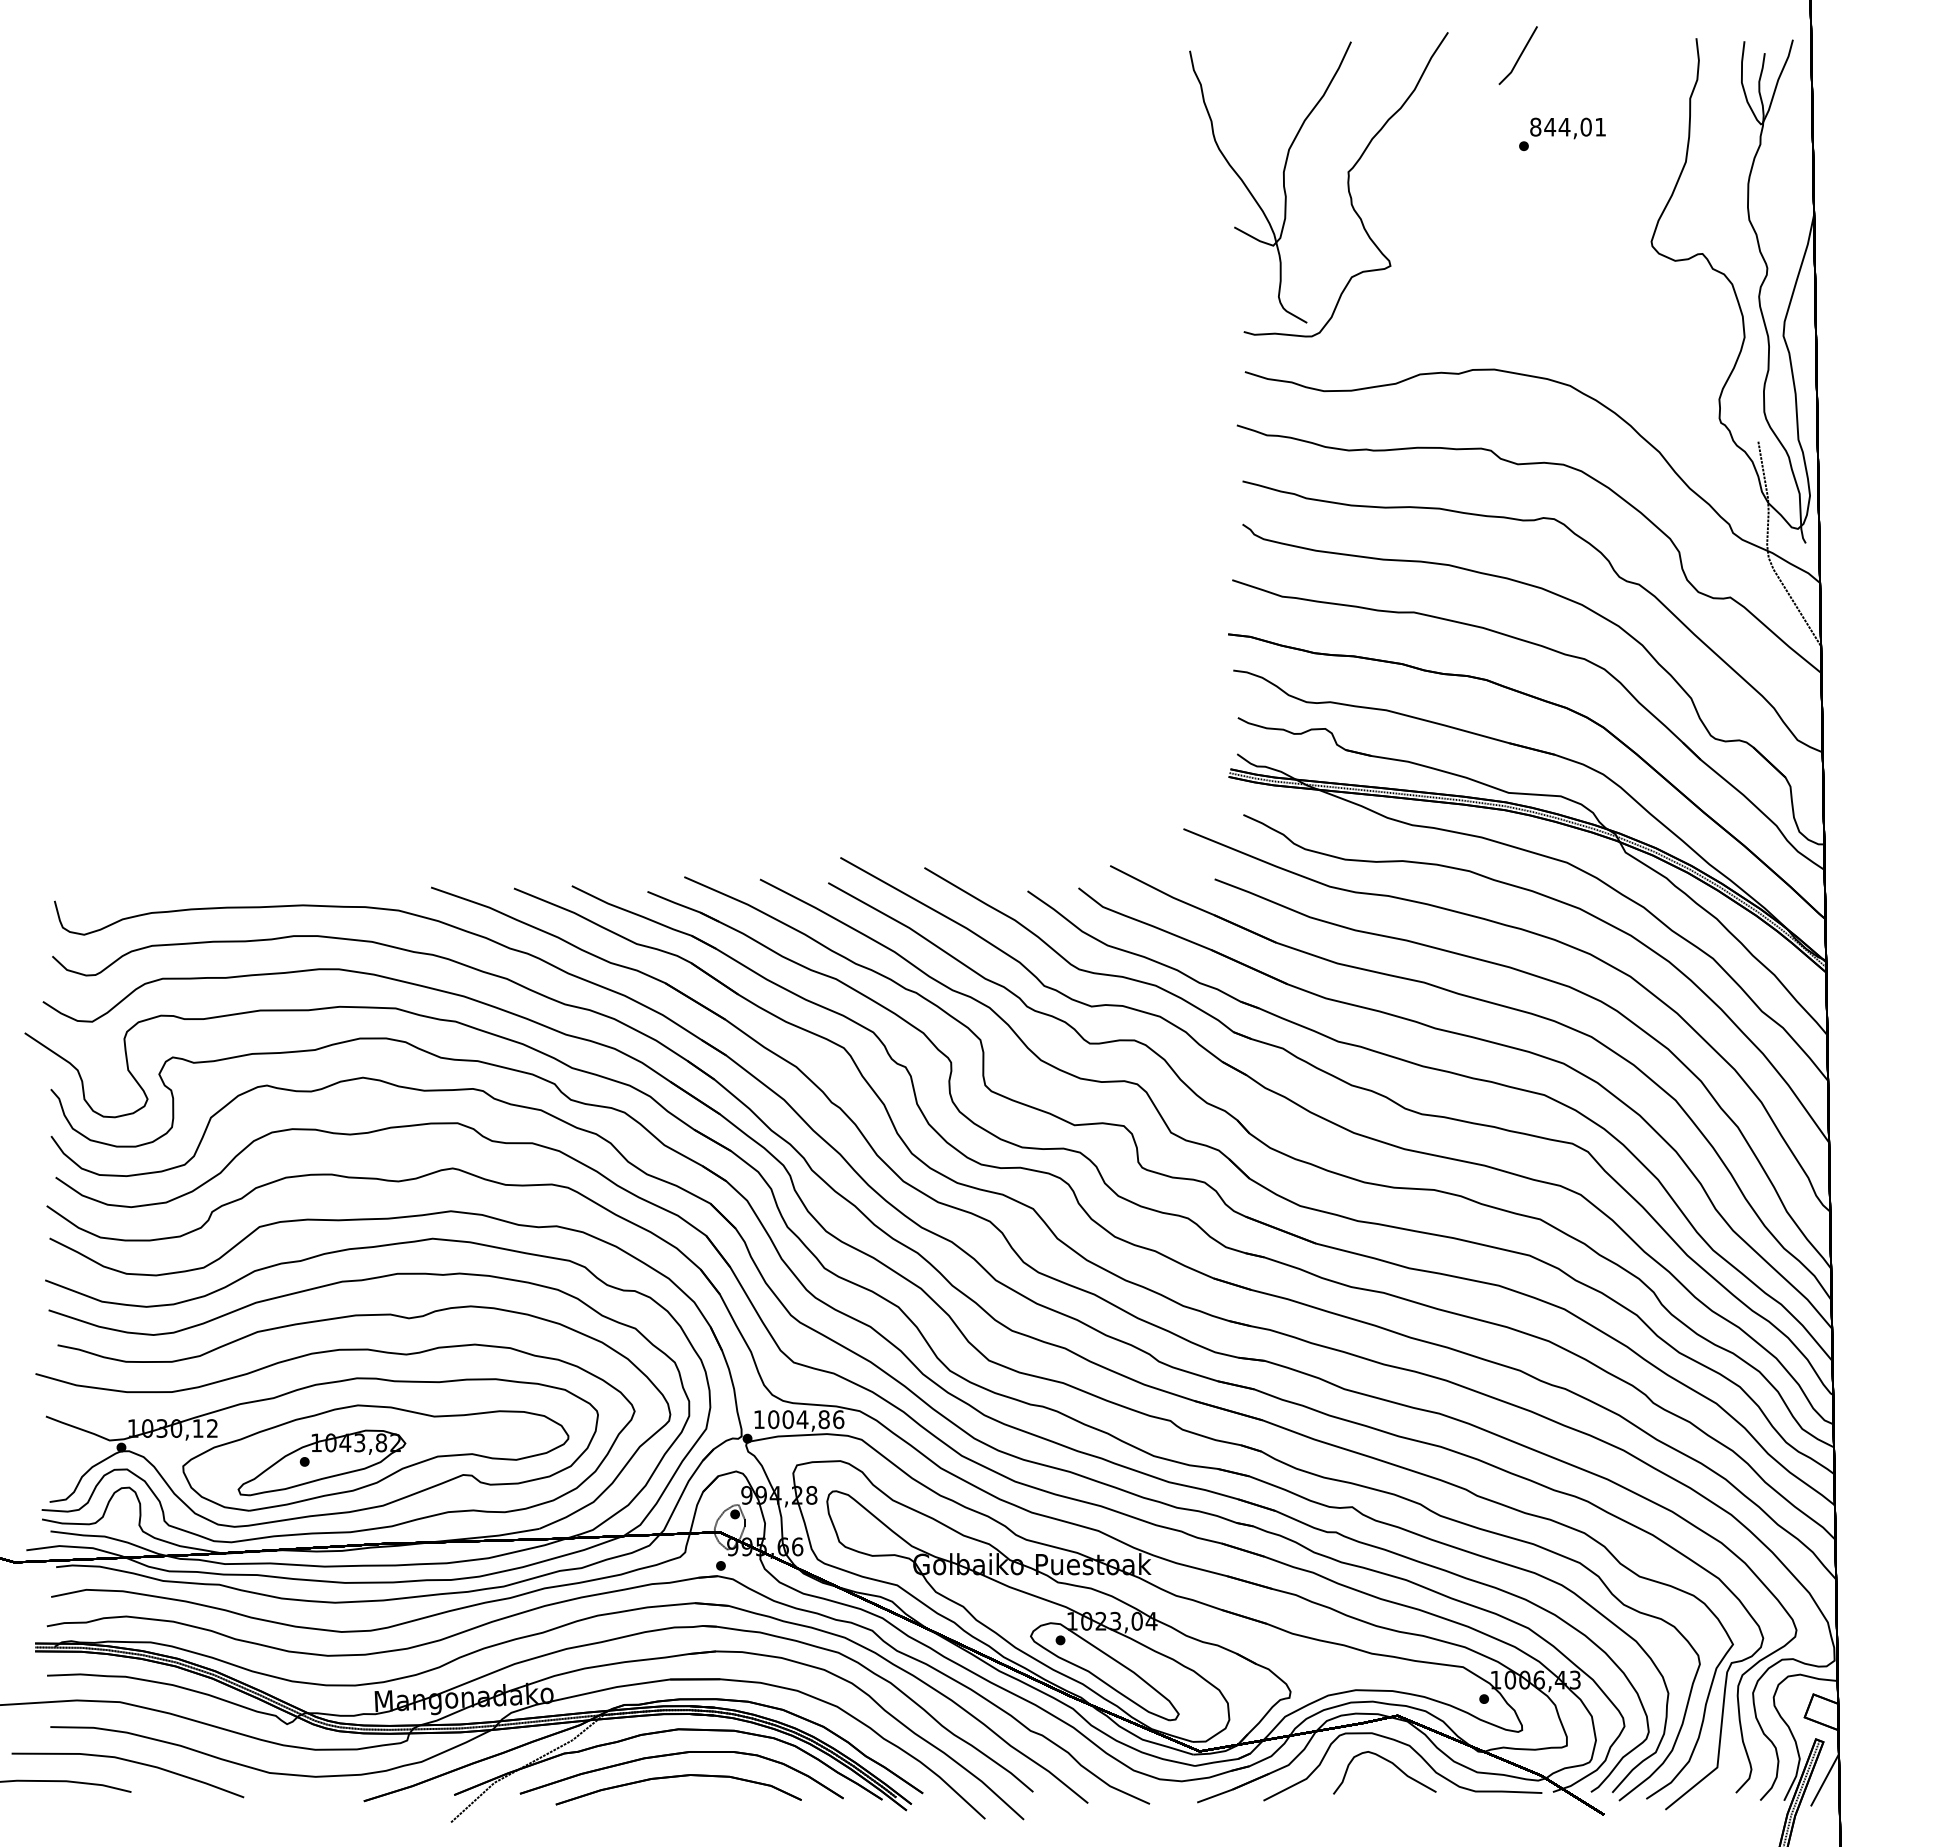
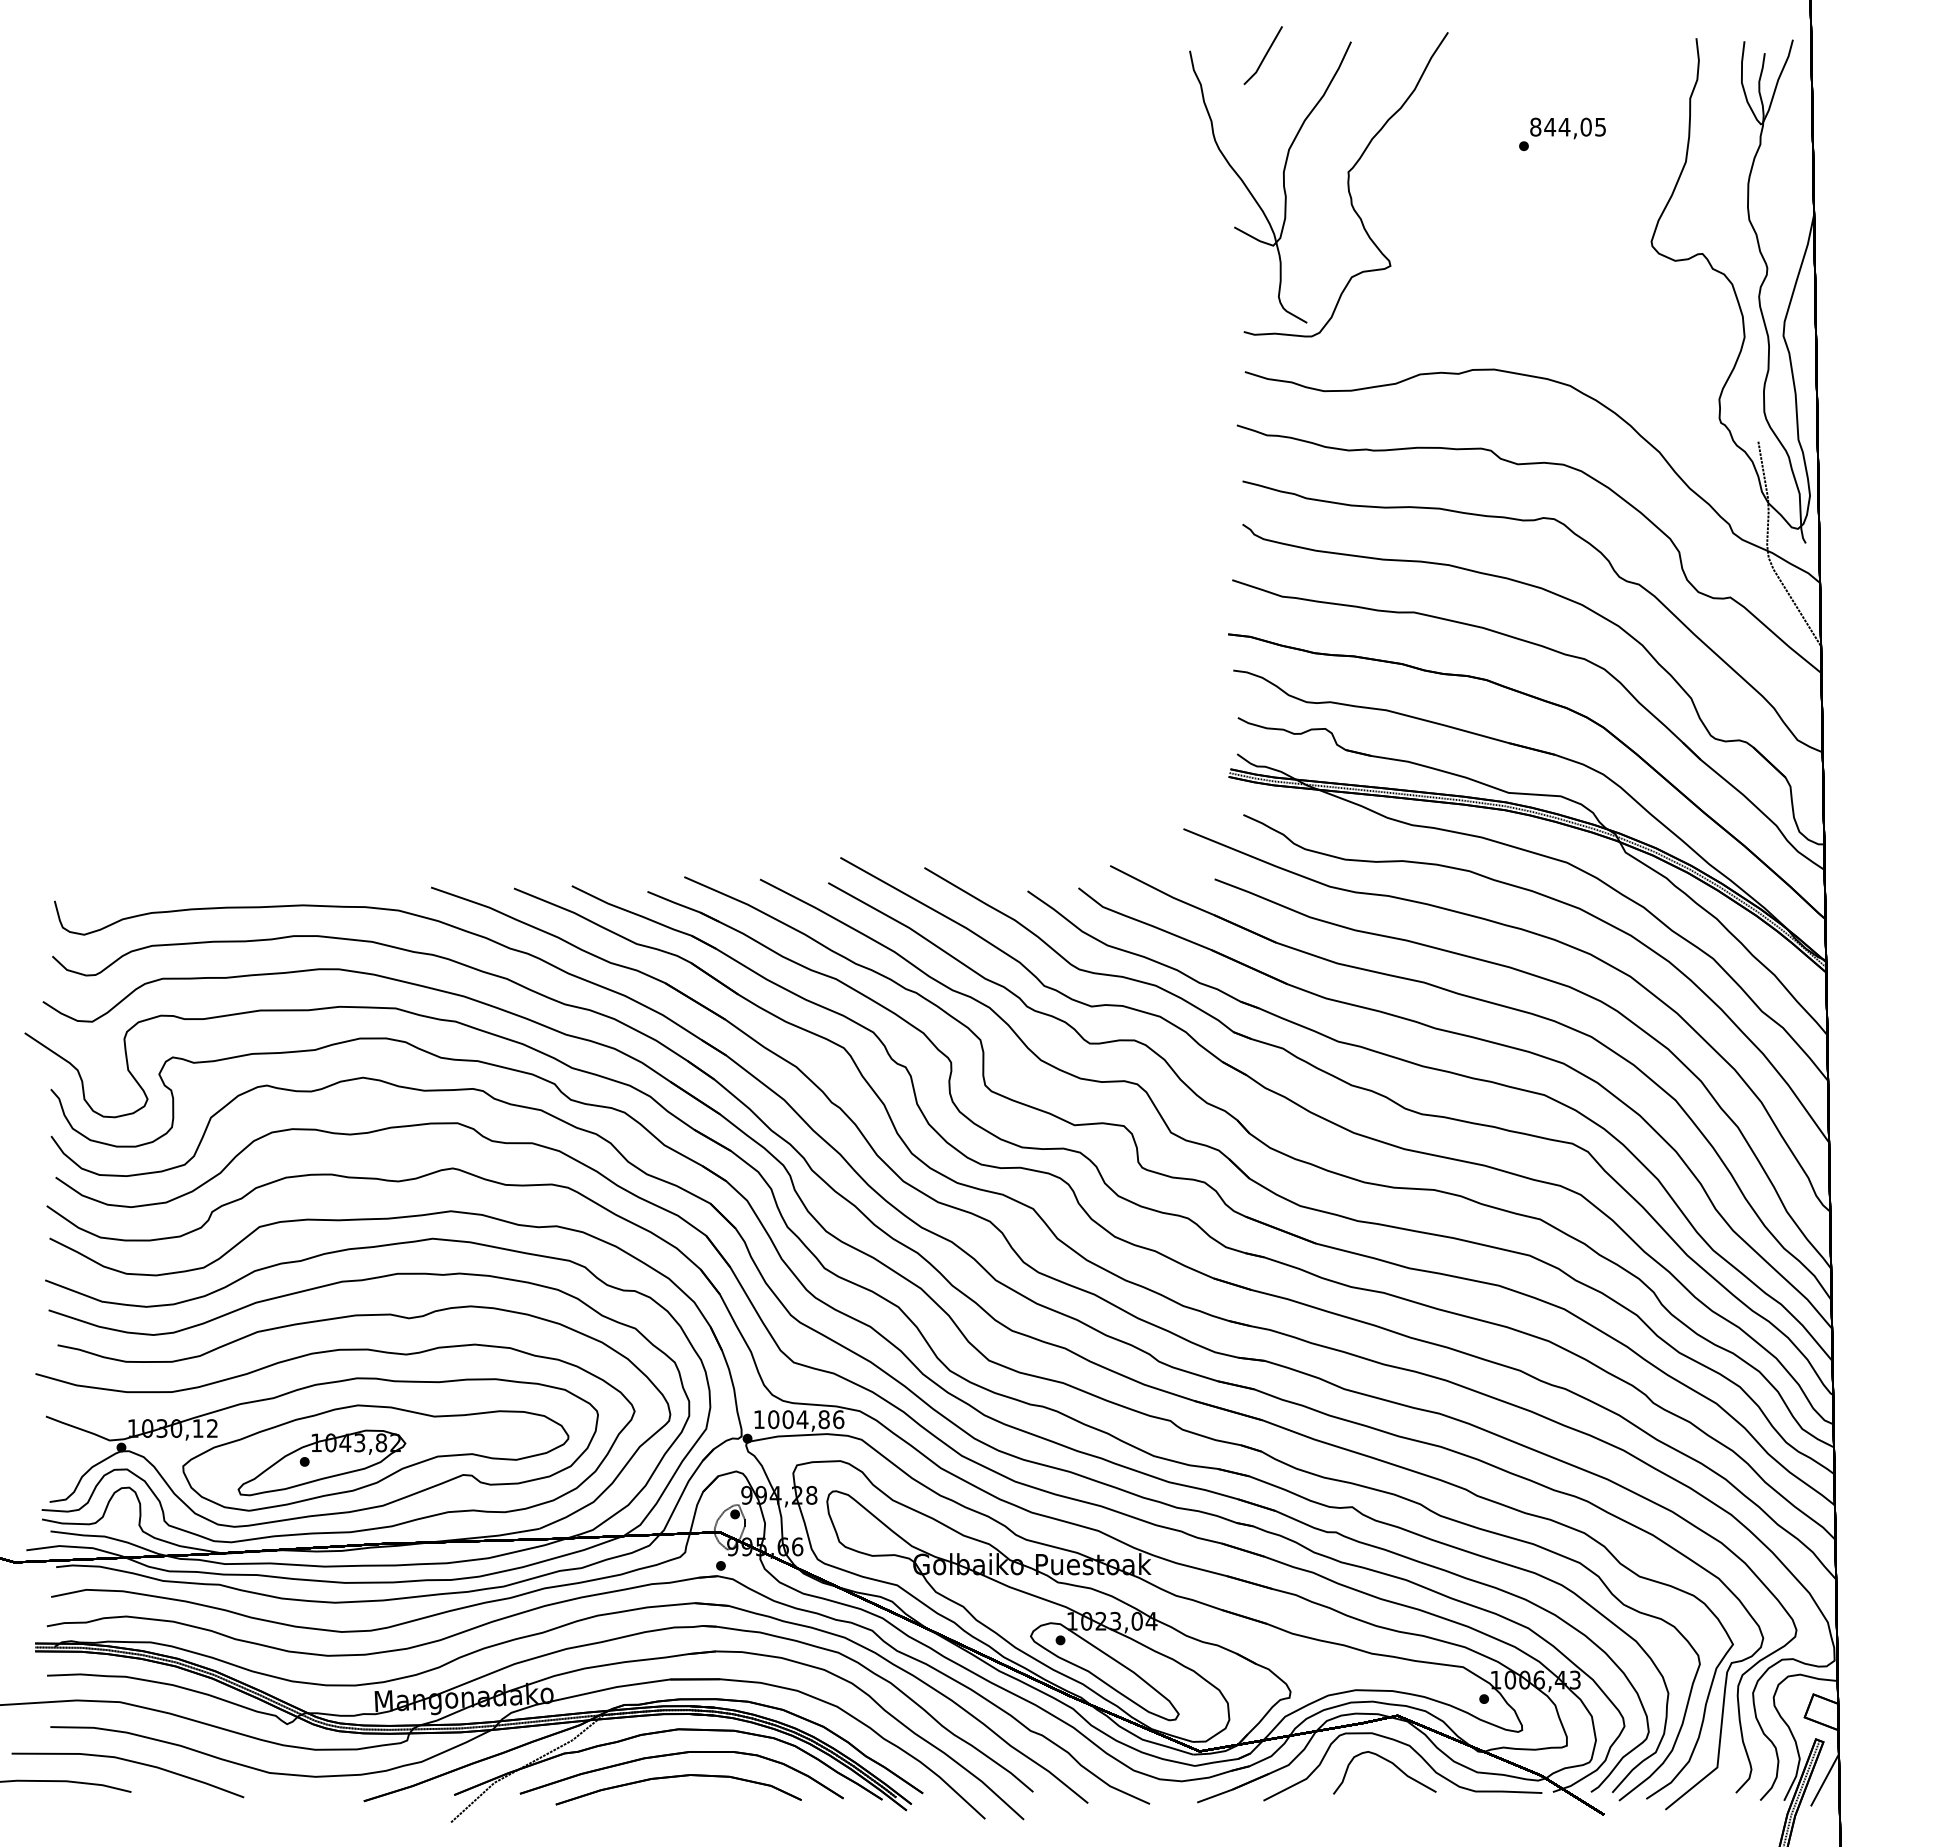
part position: (1517, 55) -> (1262, 55) (1262, 55)
text: 844,01 -> 844,05 (1600, 127)
